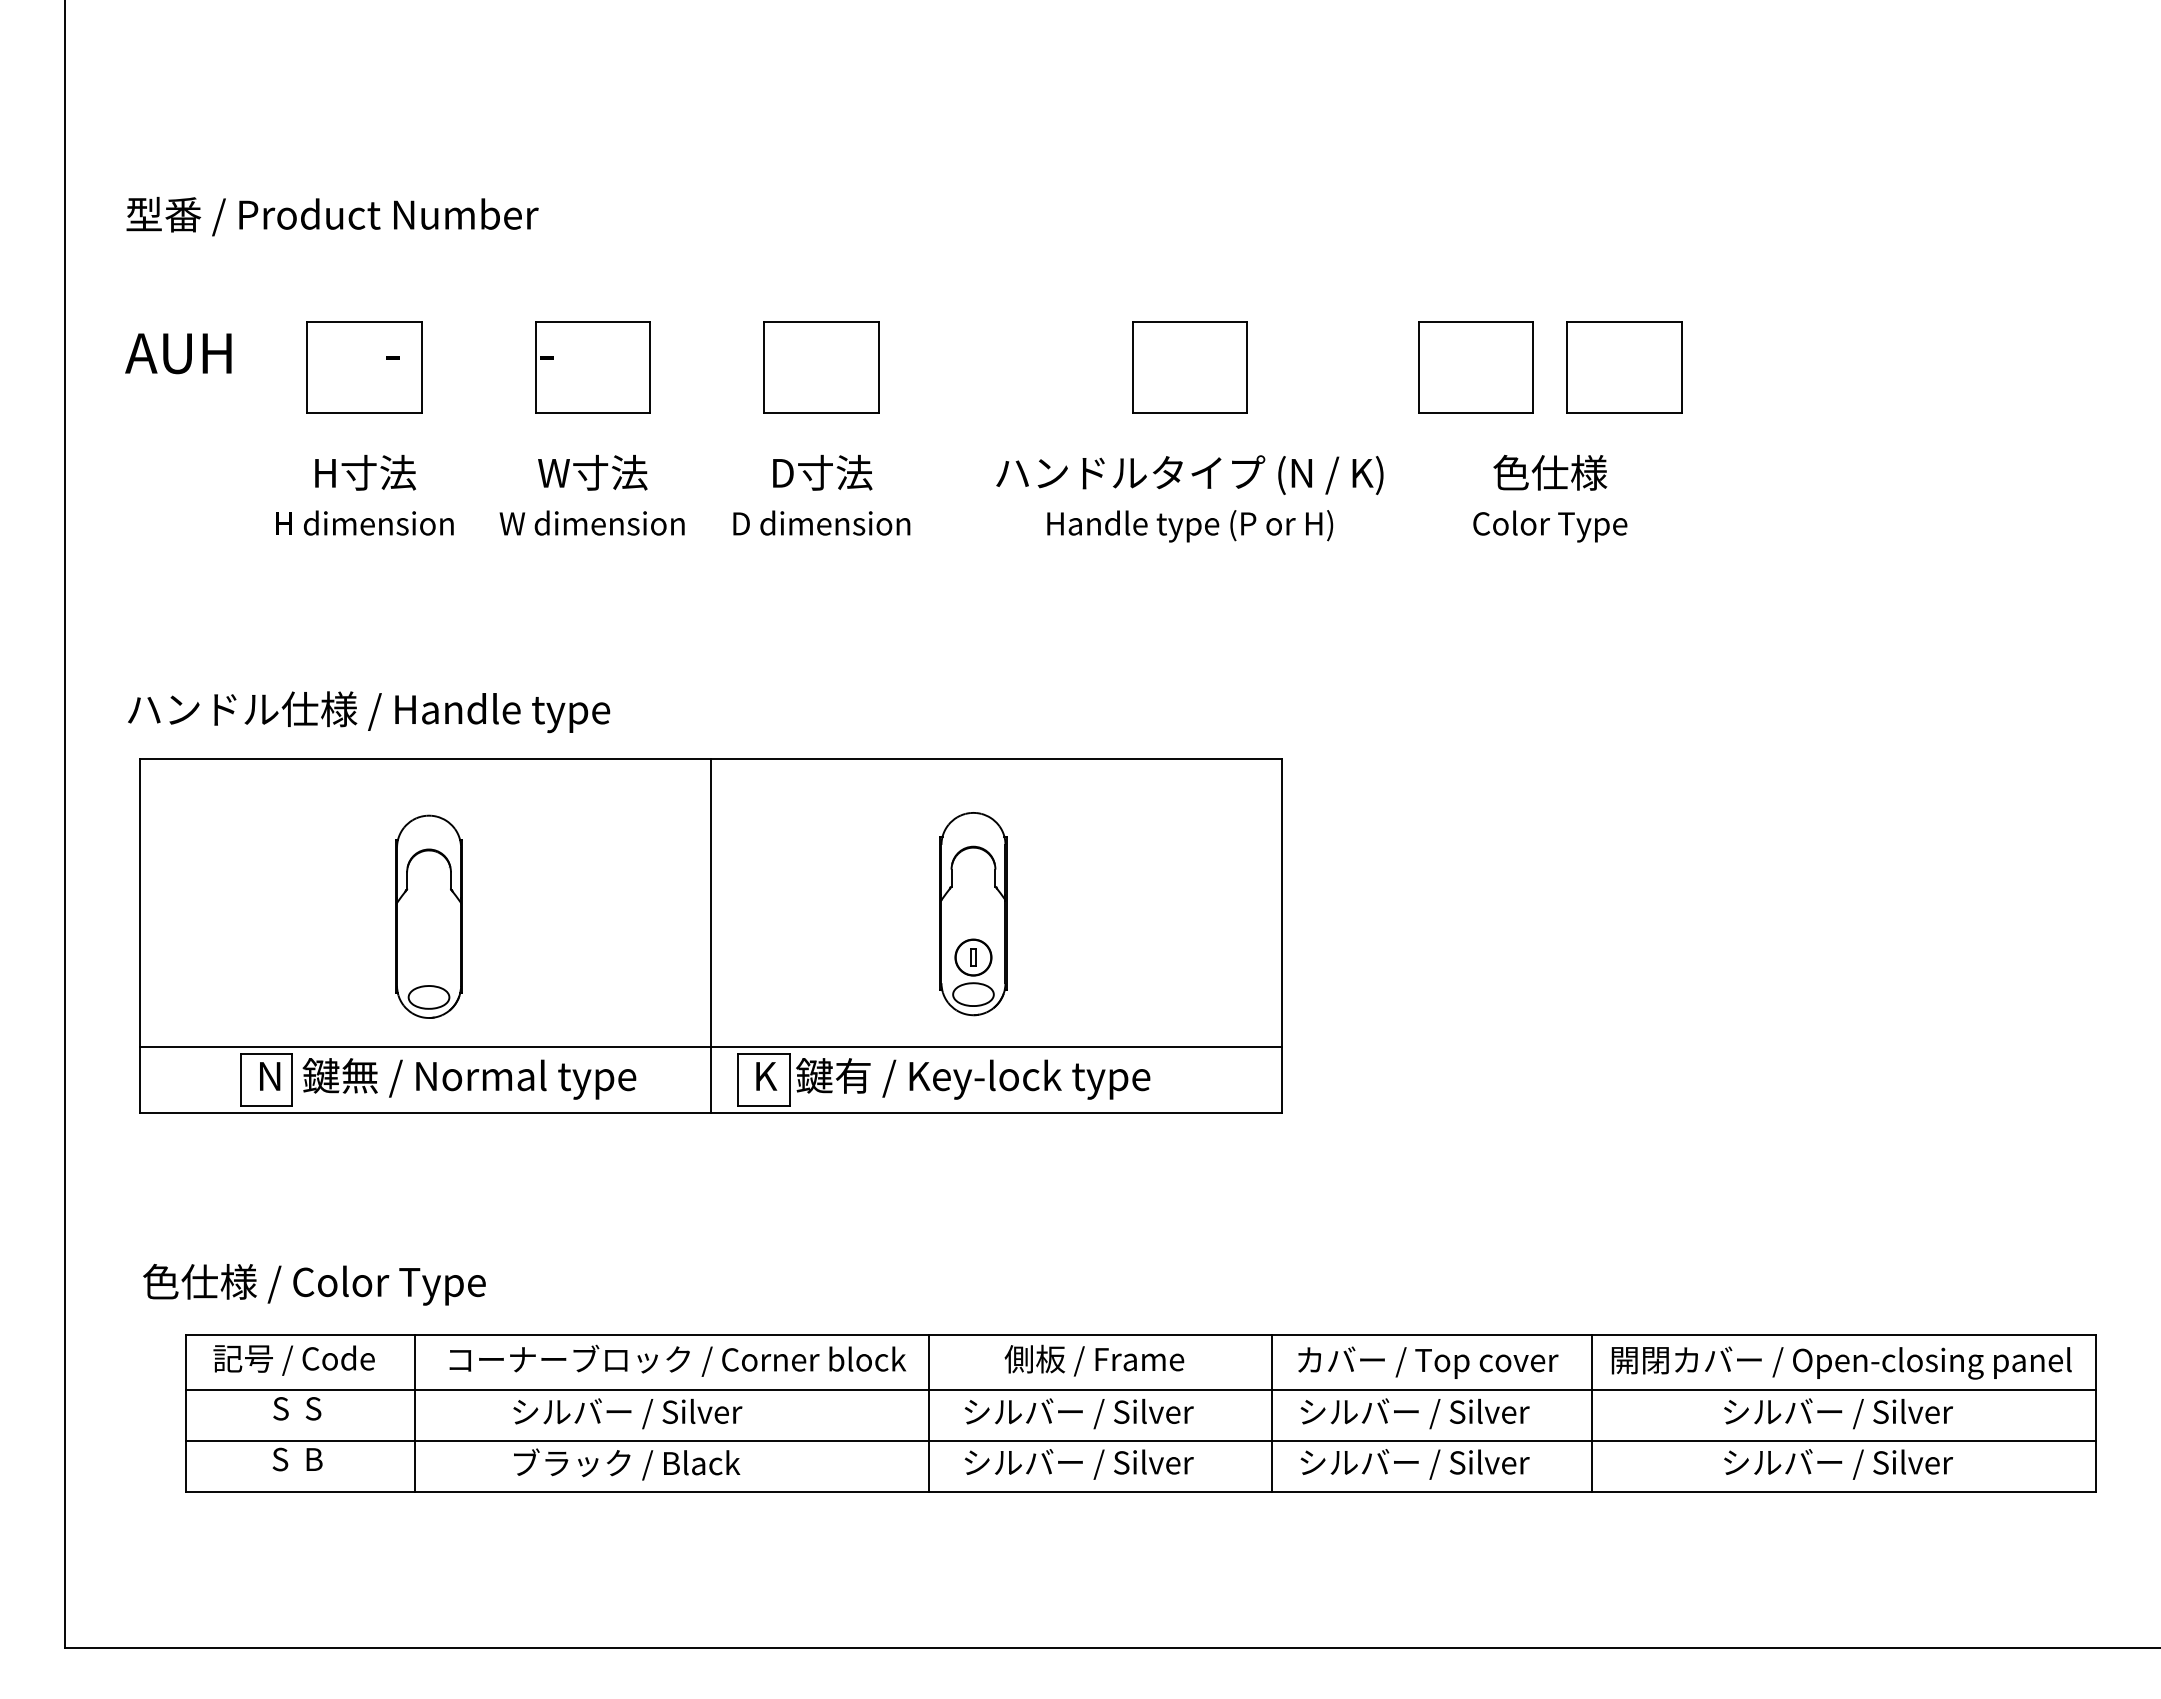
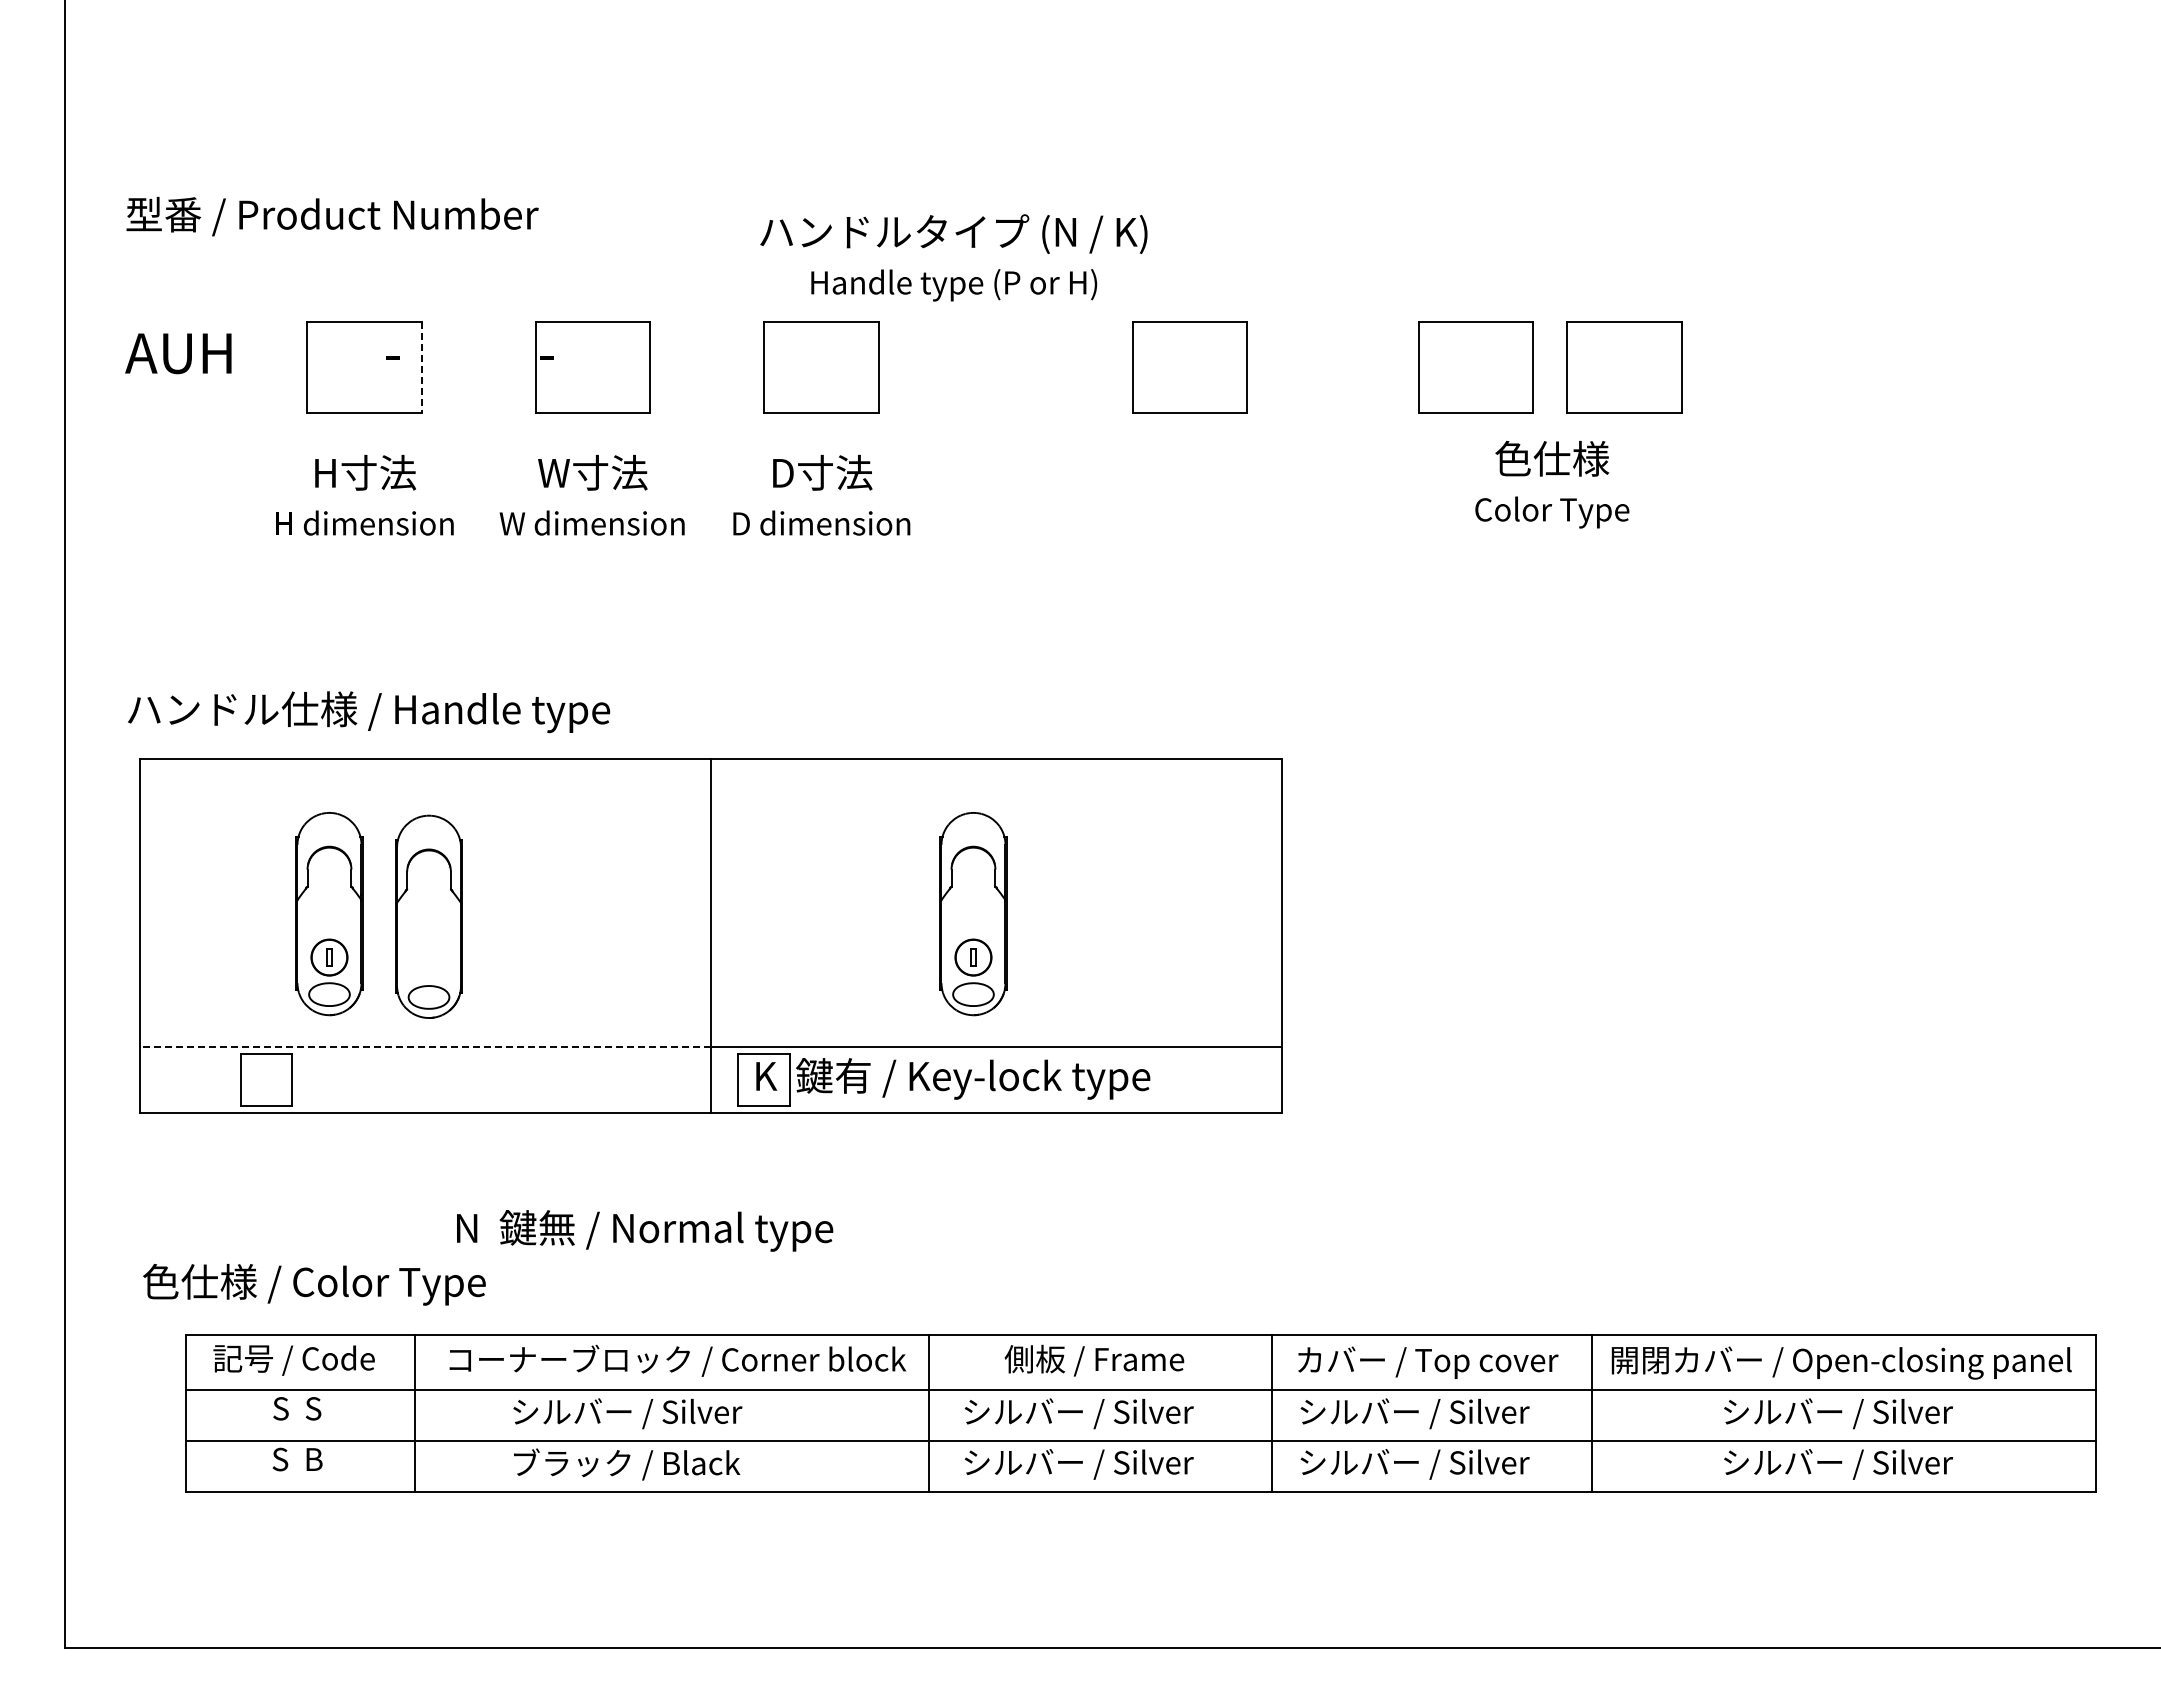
line: solid -> dashed (421, 367)
text position: (1189, 498) -> (953, 257) (953, 257)
text position: (1550, 498) -> (1552, 484) (1552, 484)
part: none -> present (329, 914)
line: solid -> dashed (425, 1047)
text position: (448, 1078) -> (645, 1230) (645, 1230)
